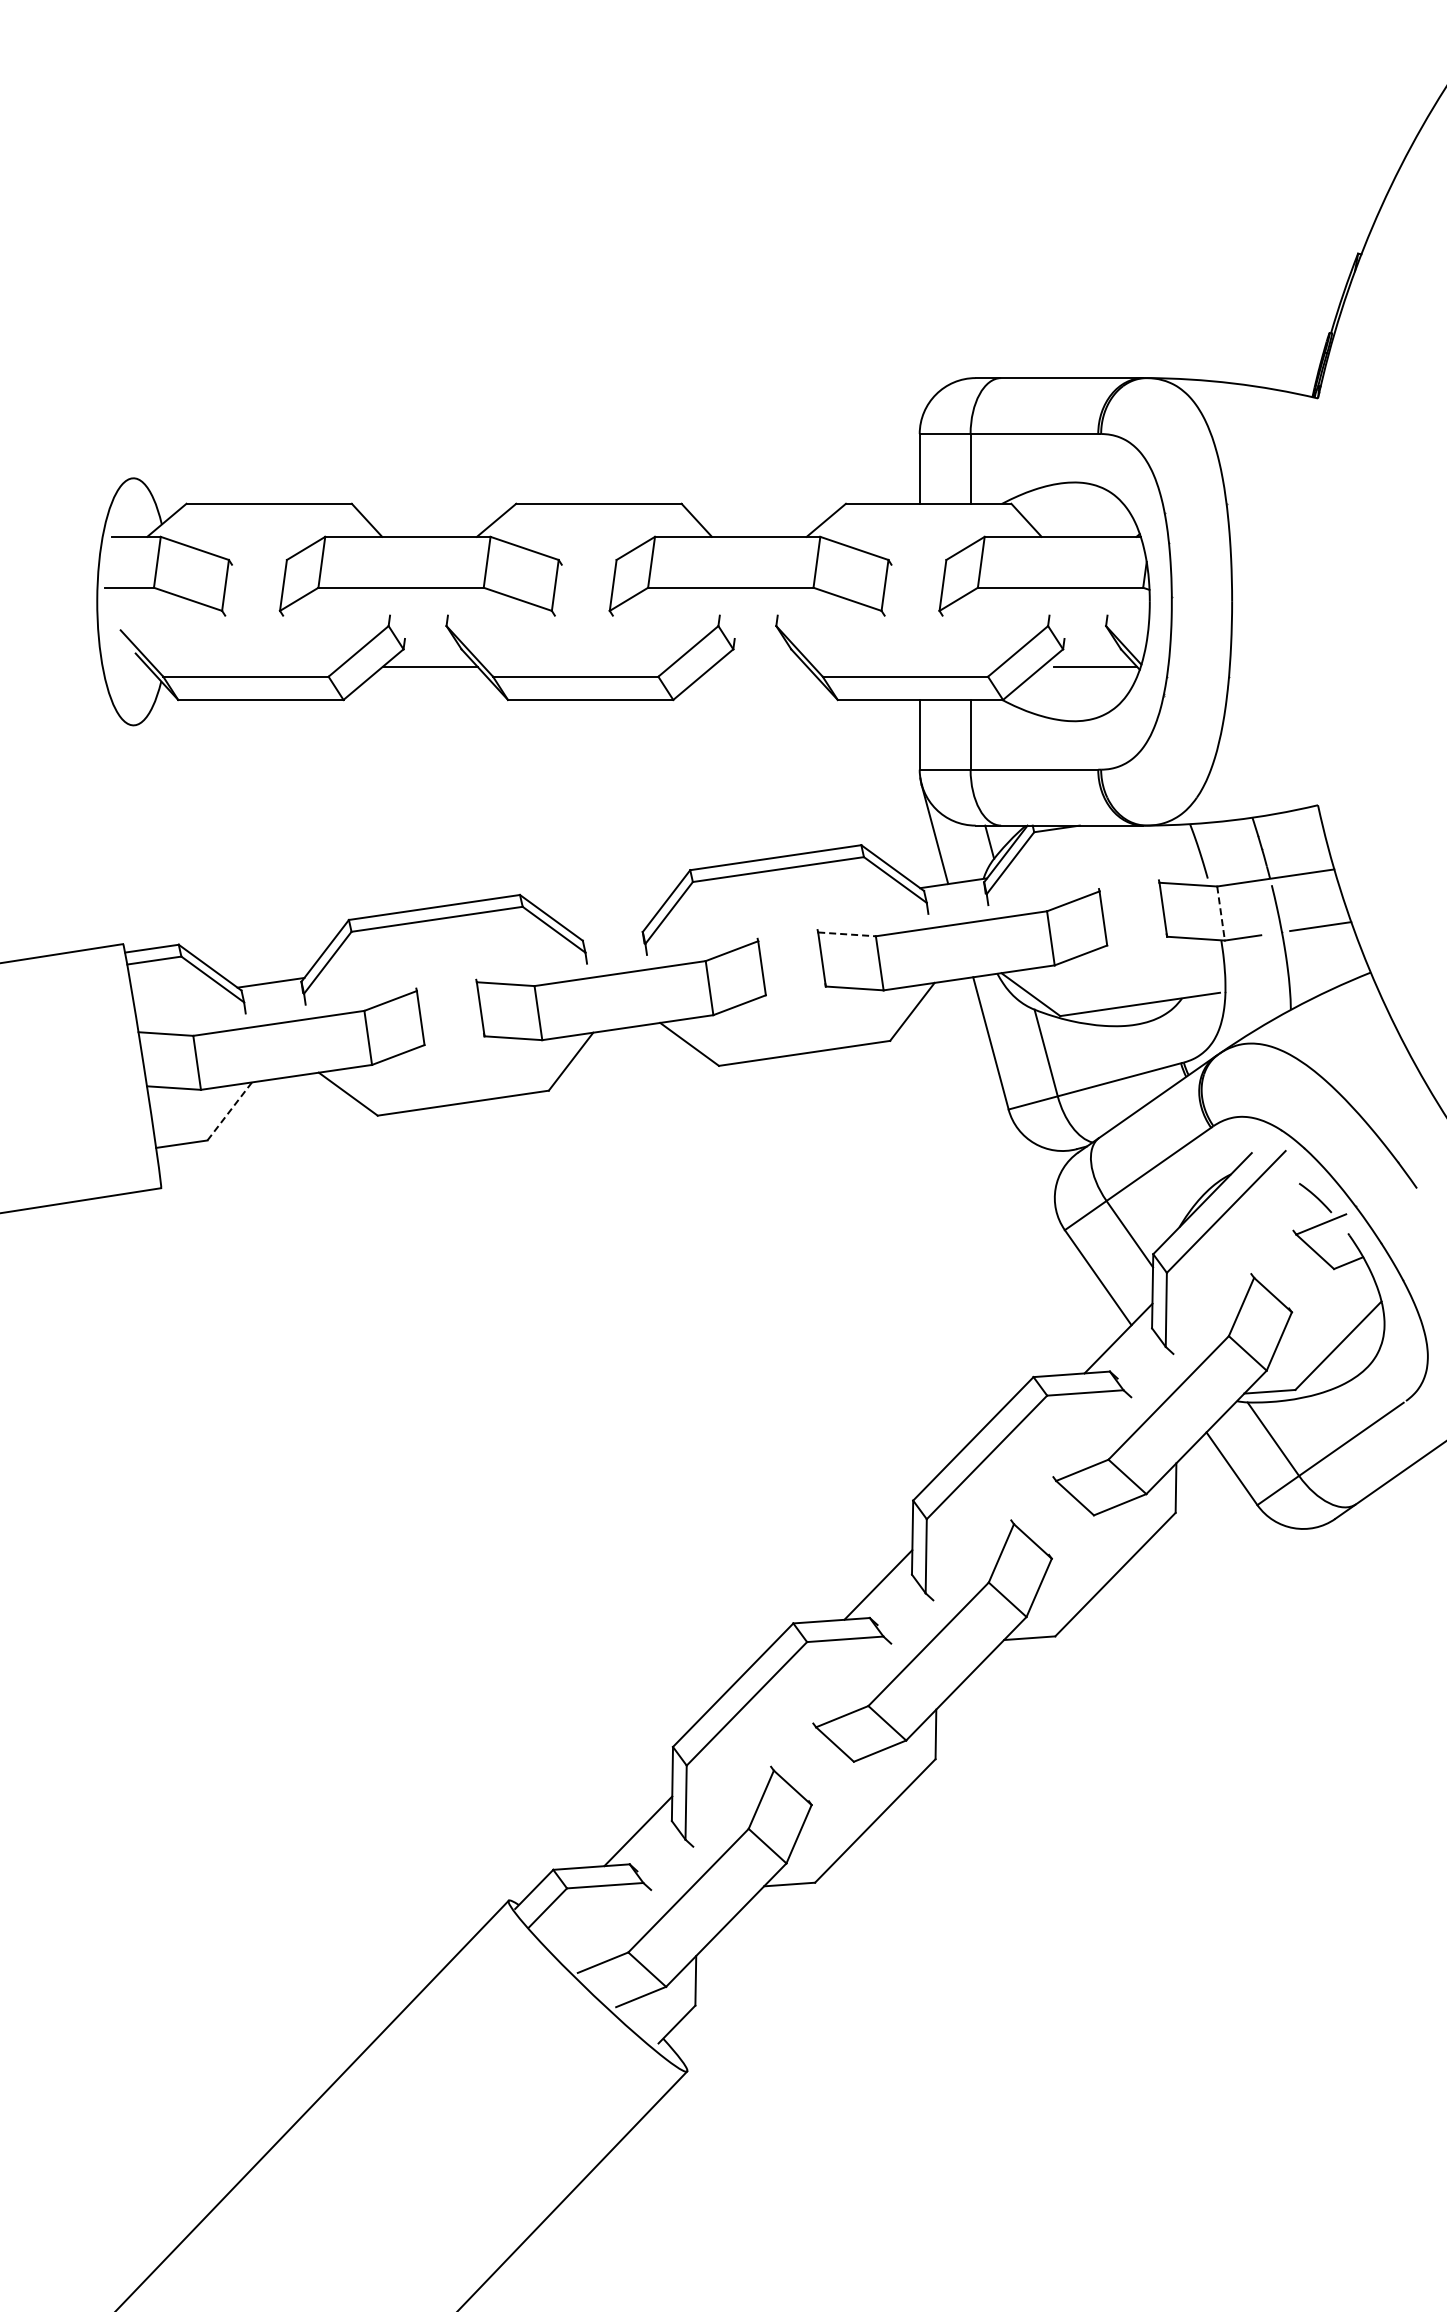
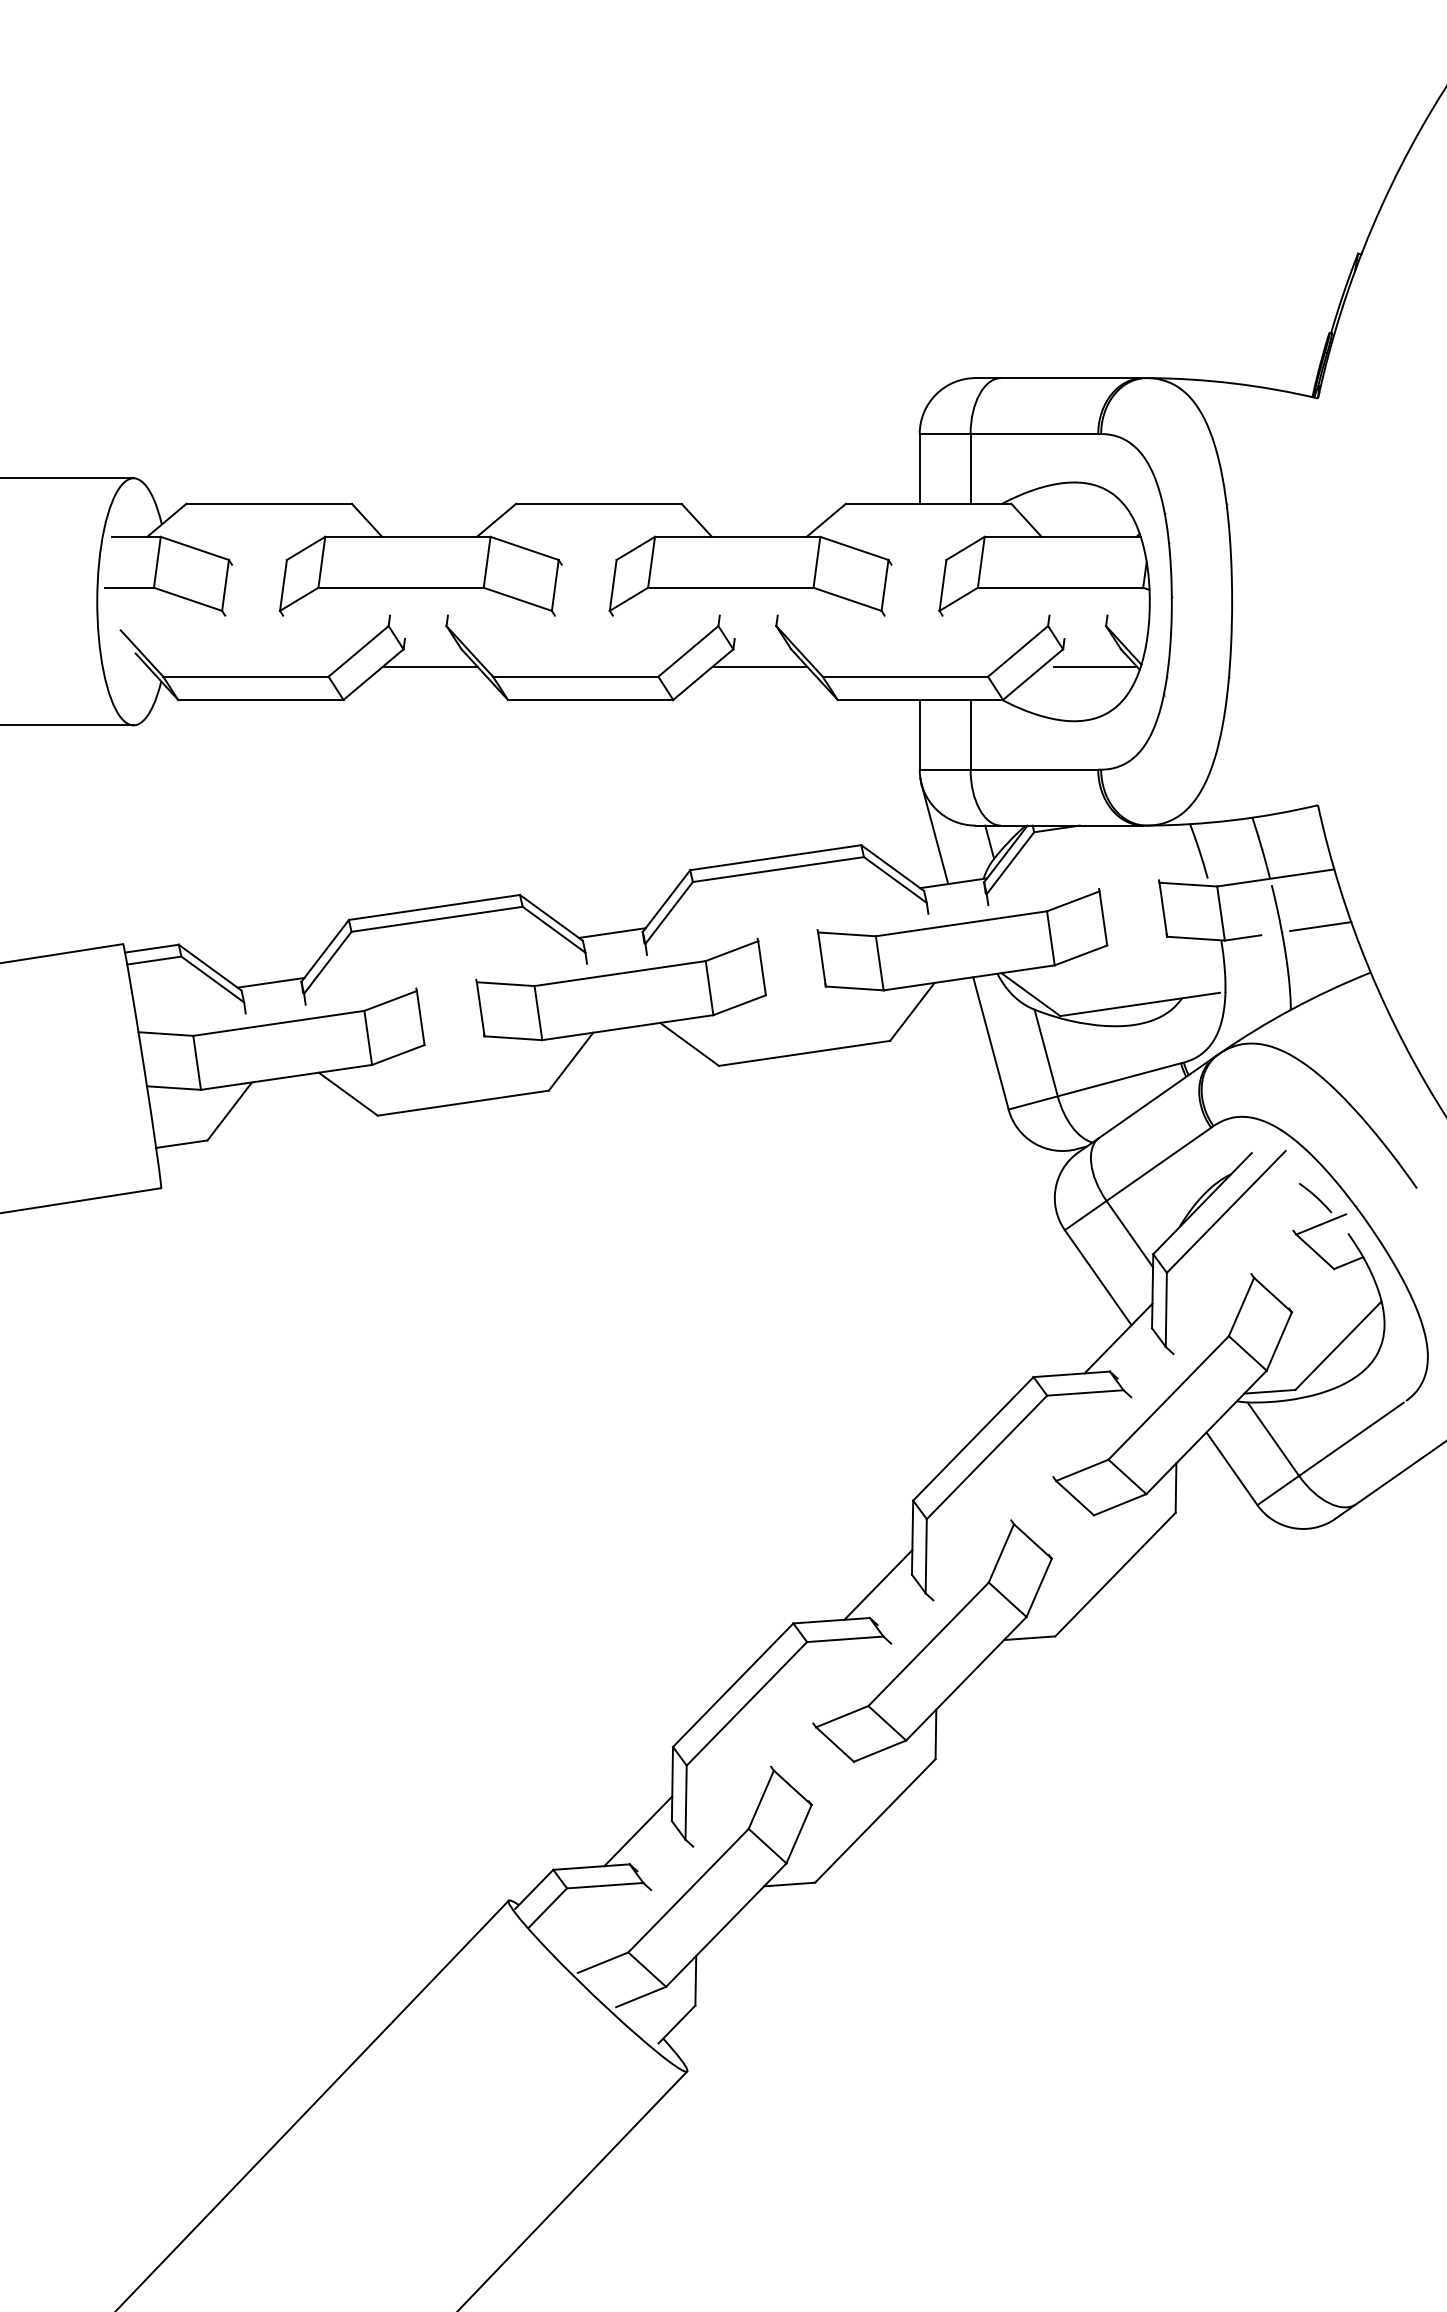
line: none -> present (67, 478)
line: none -> present (759, 666)
line: none -> present (67, 725)
line: dashed -> solid (1221, 914)
line: none -> present (611, 932)
line: dashed -> solid (847, 934)
line: dashed -> solid (229, 1111)
